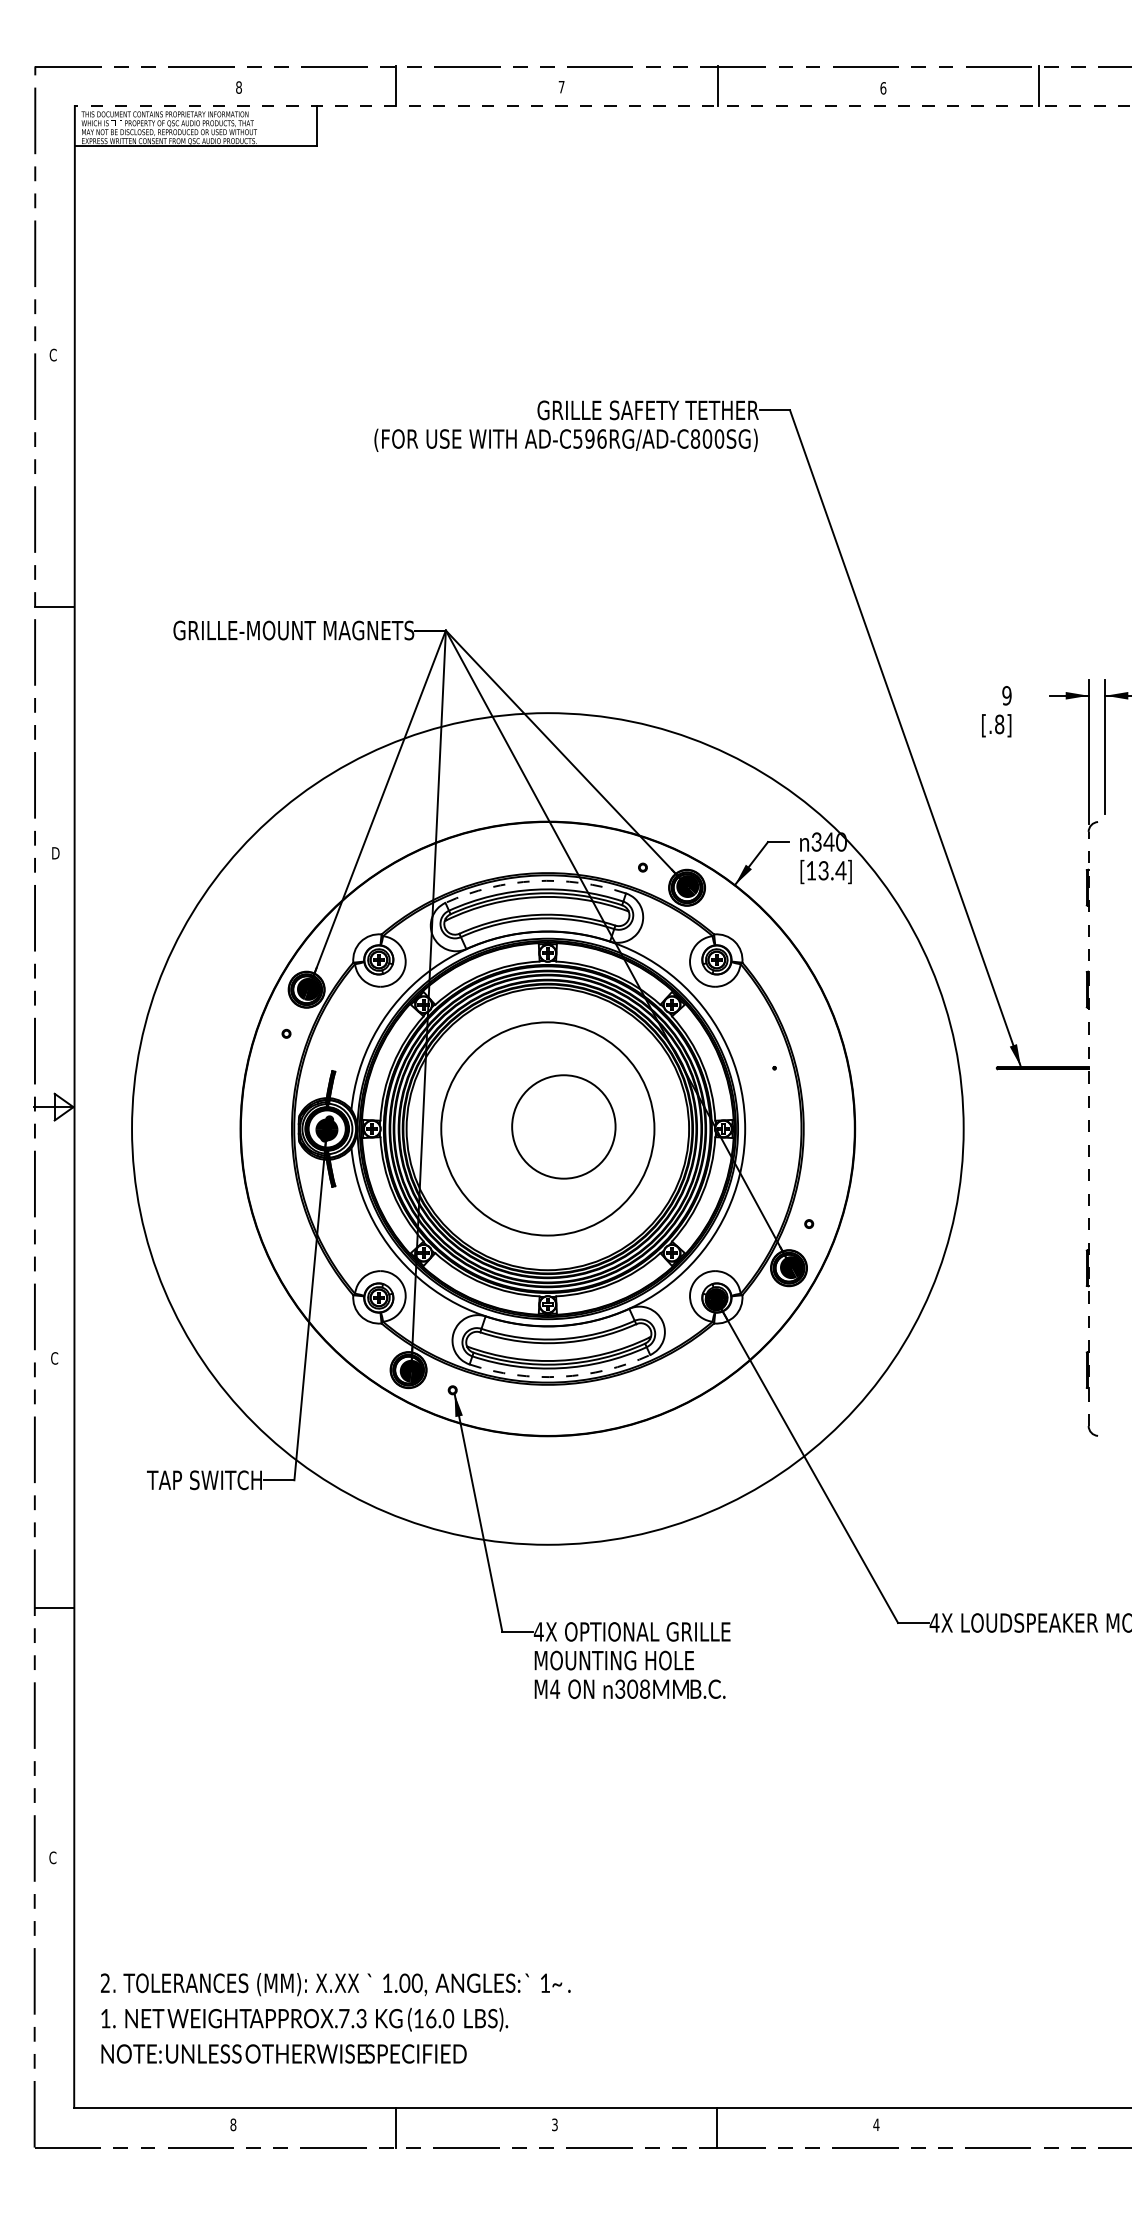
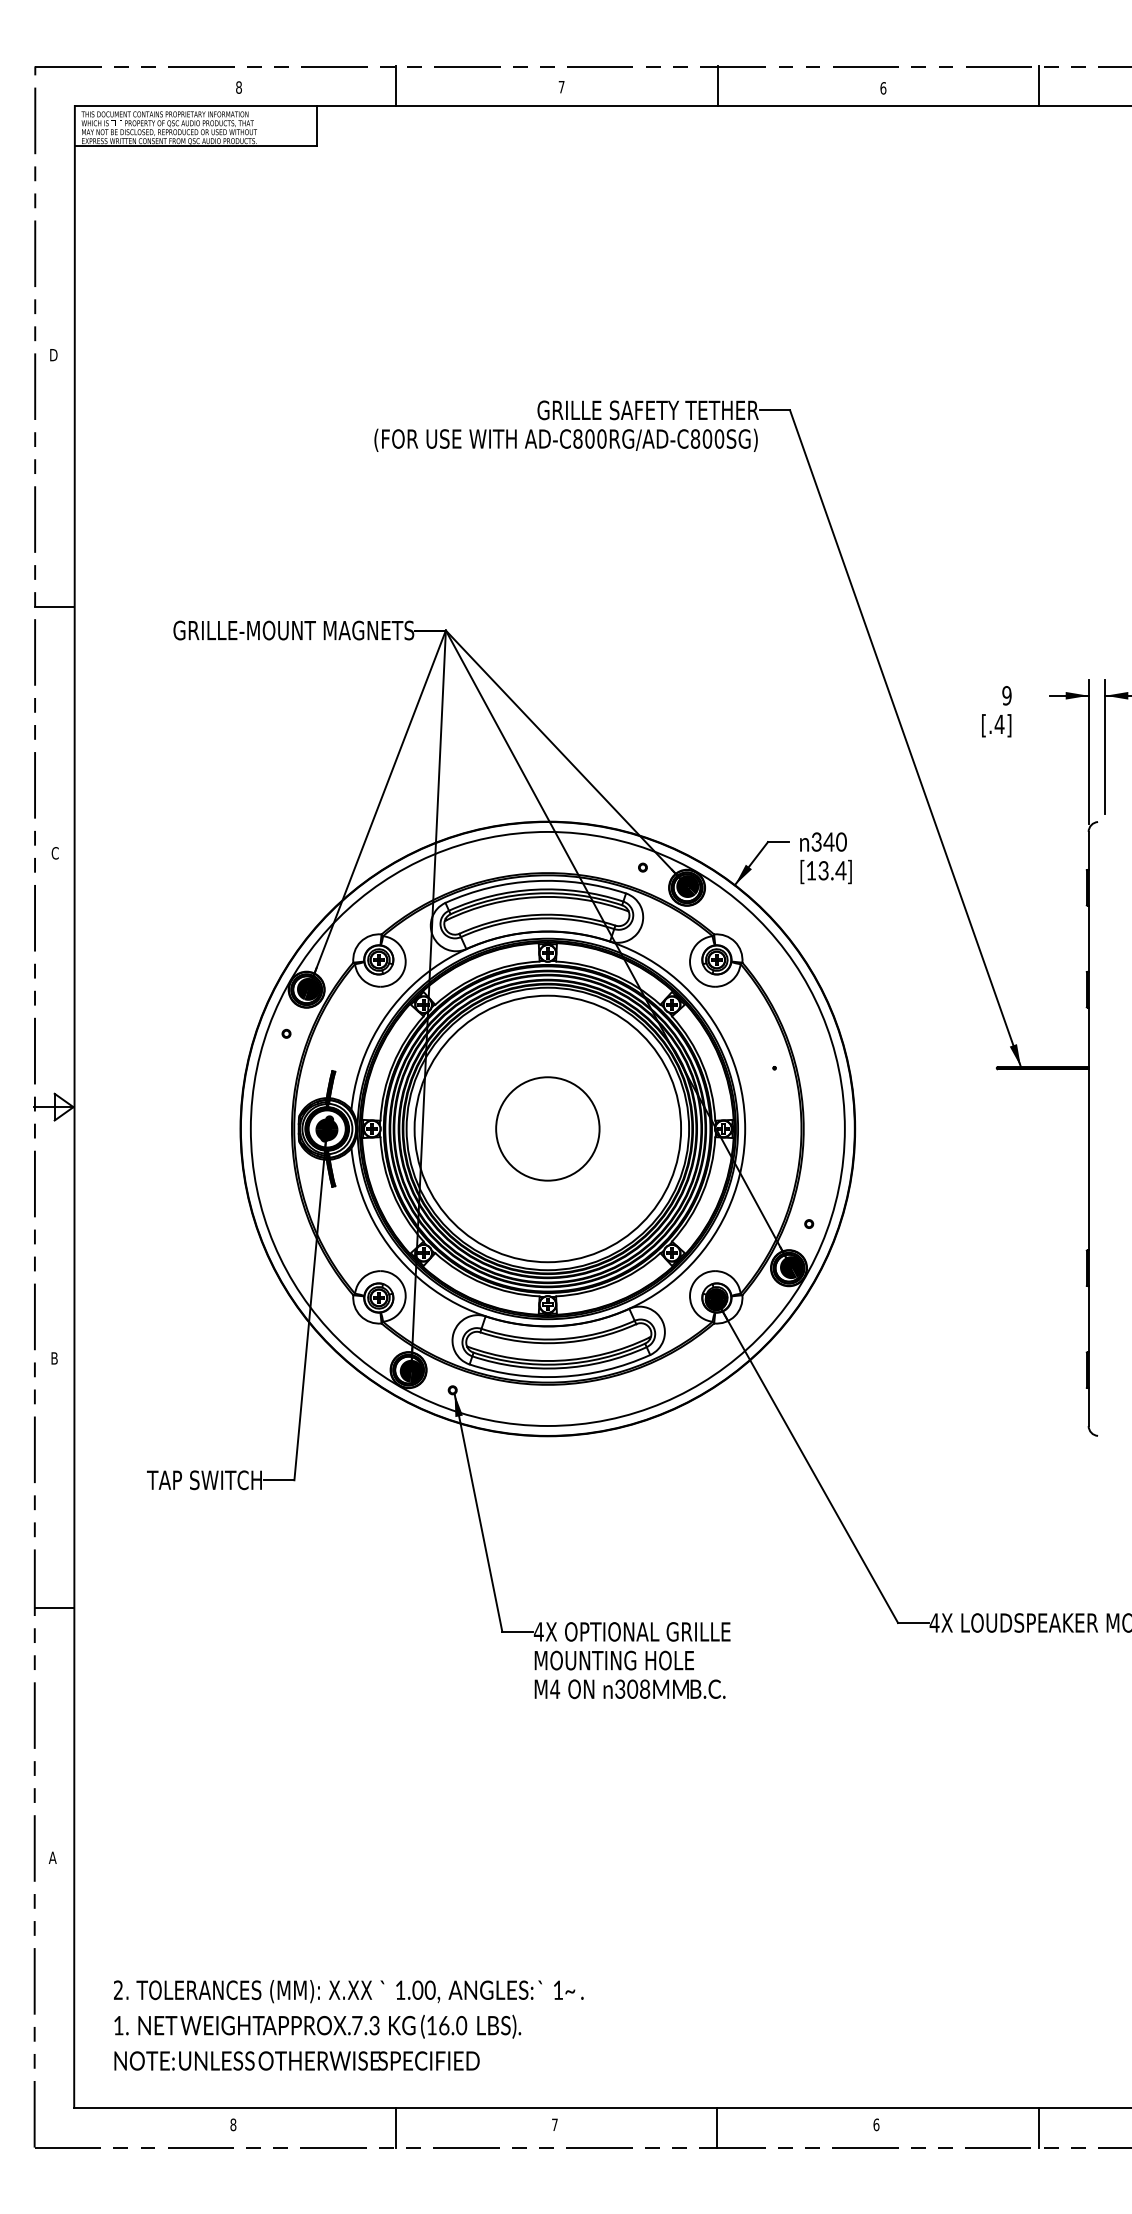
line: dashed -> solid (602, 105)
text: C -> D (53, 354)
text: AD-C596RG/AD-C800SG) -> AD-C800RG/AD-C800SG) (589, 438)
text: [.8] -> [.4] (999, 724)
text: D -> C (55, 853)
arc: dashed -> solid (534, 881)
circle position: (563, 1126) -> (547, 1128) (547, 1128)
circle diameter: 213 px -> 266 px (547, 1128)
circle diameter: 832 px -> 594 px (547, 1128)
line: dashed -> solid (1088, 1128)
text: C -> B (54, 1358)
arc: dashed -> solid (560, 1376)
text: C -> A (52, 1857)
text position: (335, 2018) -> (348, 2025) (348, 2025)
text: 3 -> 7 (554, 2124)
text: 4 -> 6 (876, 2124)
line: none -> present (1038, 2127)
